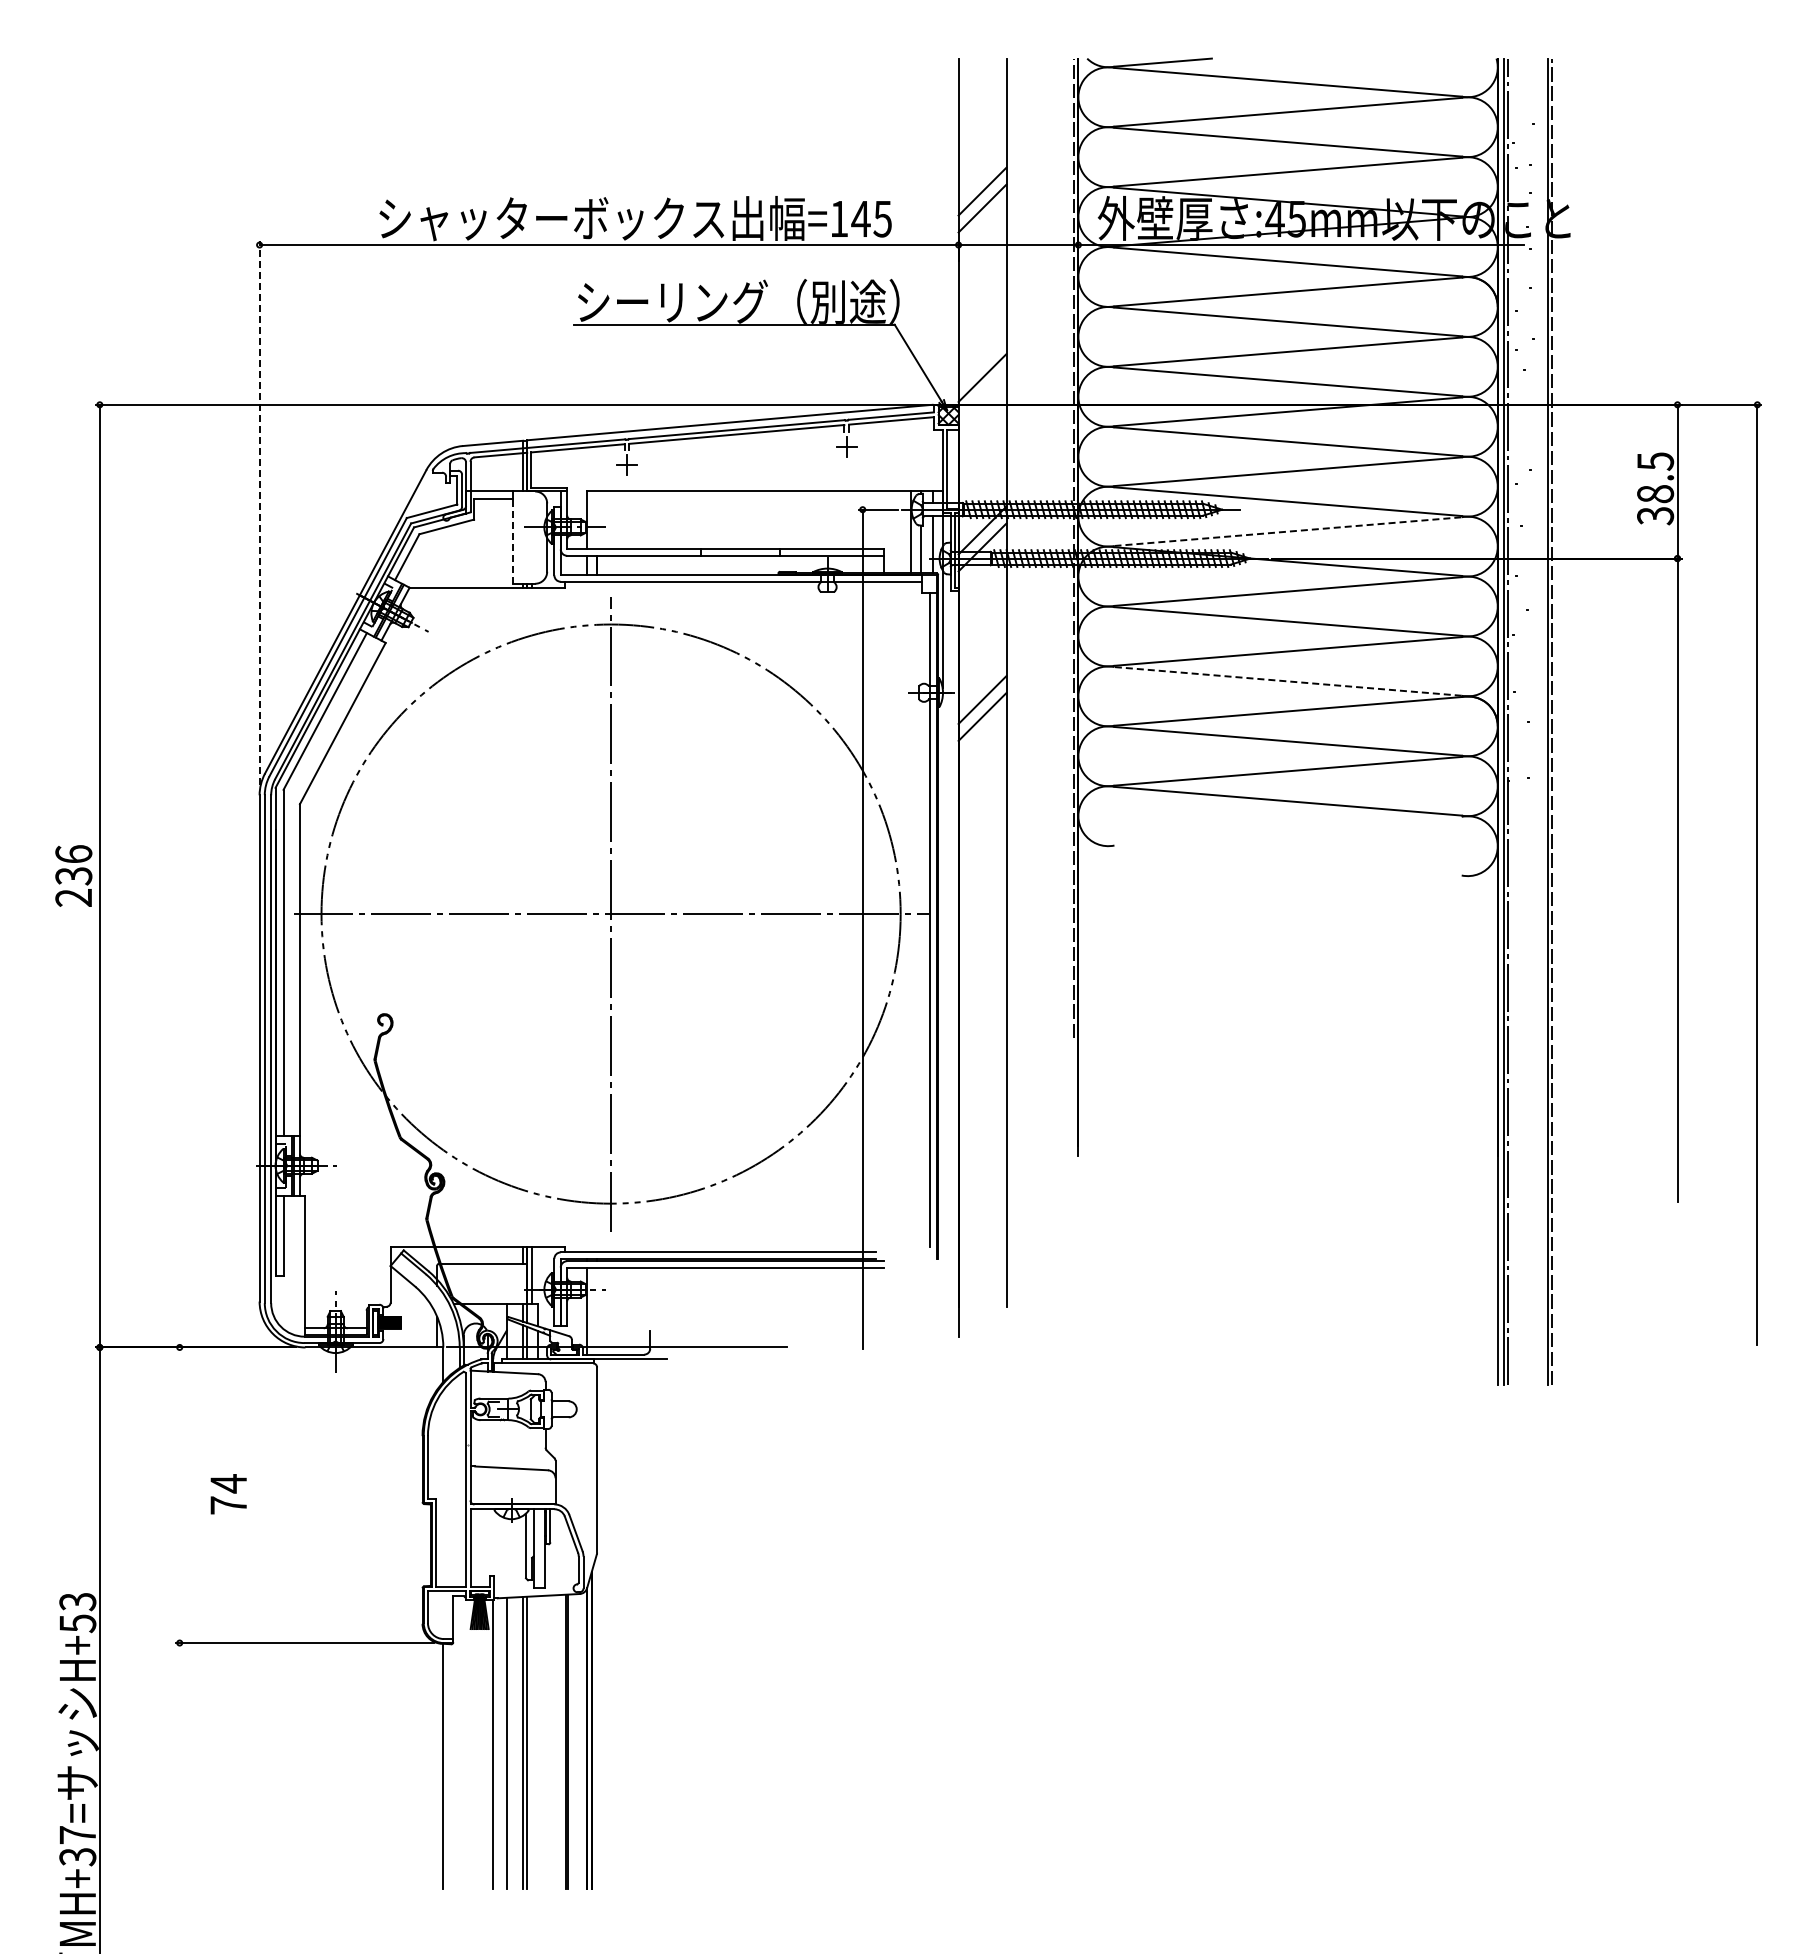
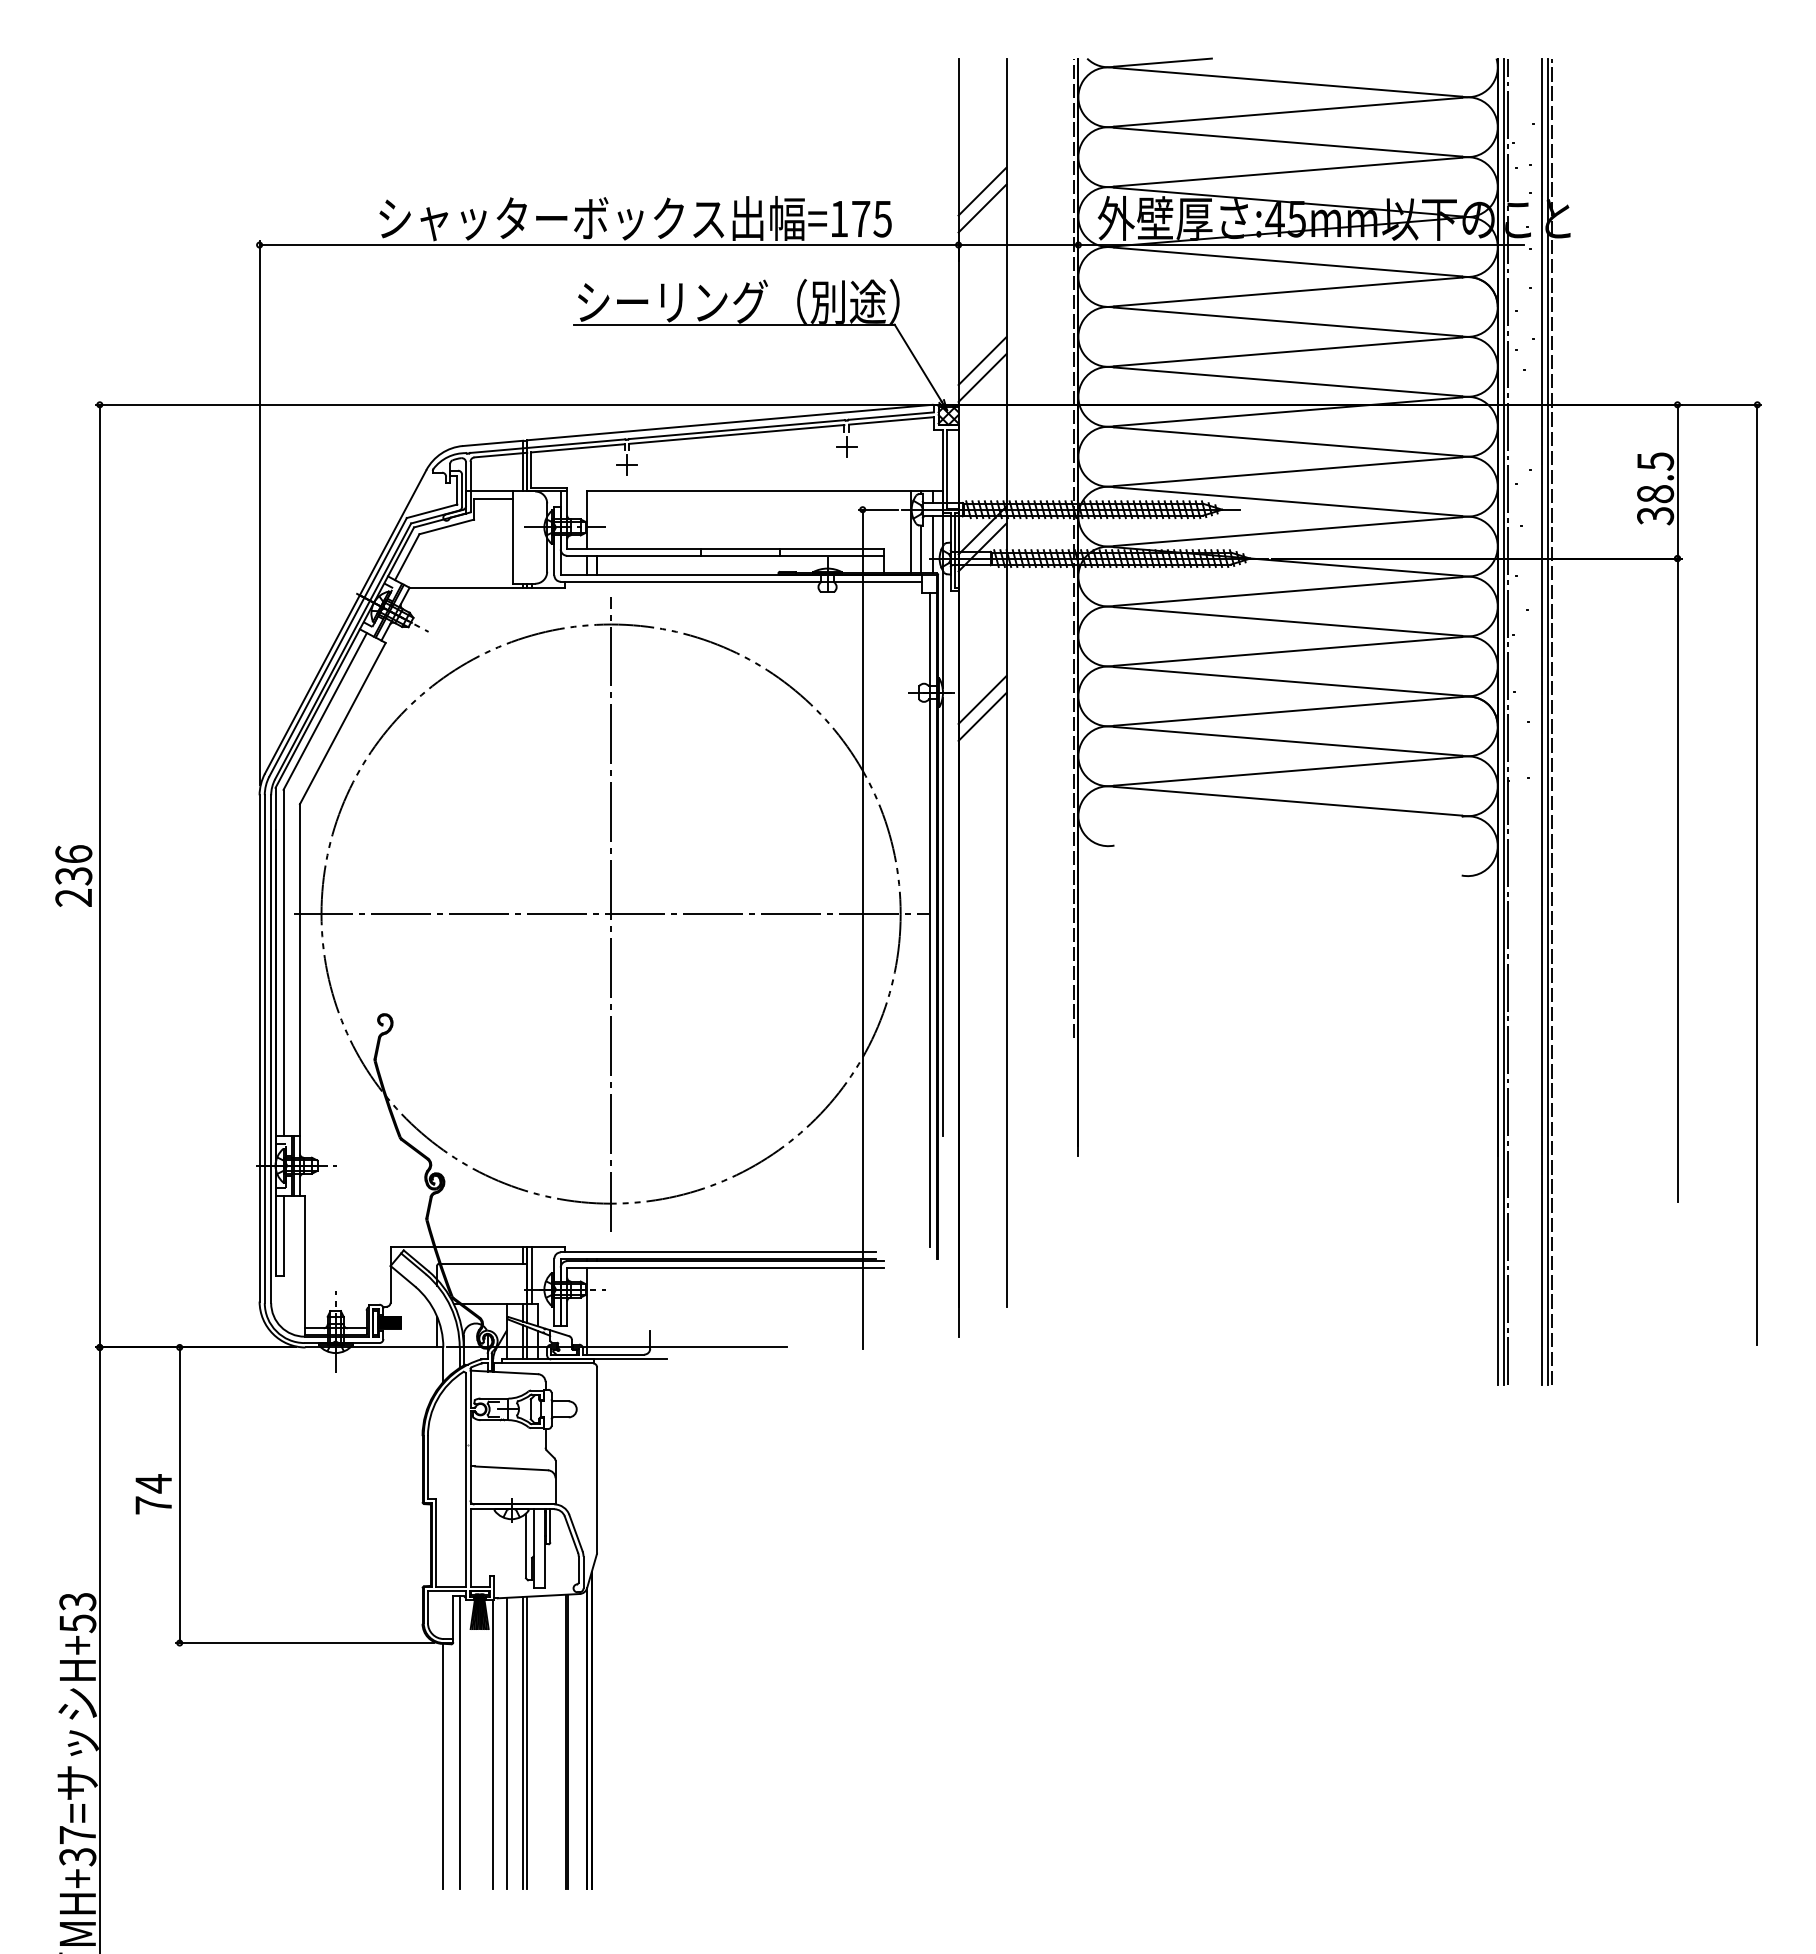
text: =145 -> =175 (860, 218)
line: none -> present (982, 361)
line: dashed -> solid (259, 512)
line: dashed -> solid (1288, 531)
line: dashed -> solid (512, 541)
line: dashed -> solid (1287, 681)
line: none -> present (1541, 721)
line: none -> present (942, 916)
text position: (228, 1494) -> (153, 1494) (153, 1494)
line: none -> present (179, 1495)
line: none -> present (459, 1742)
